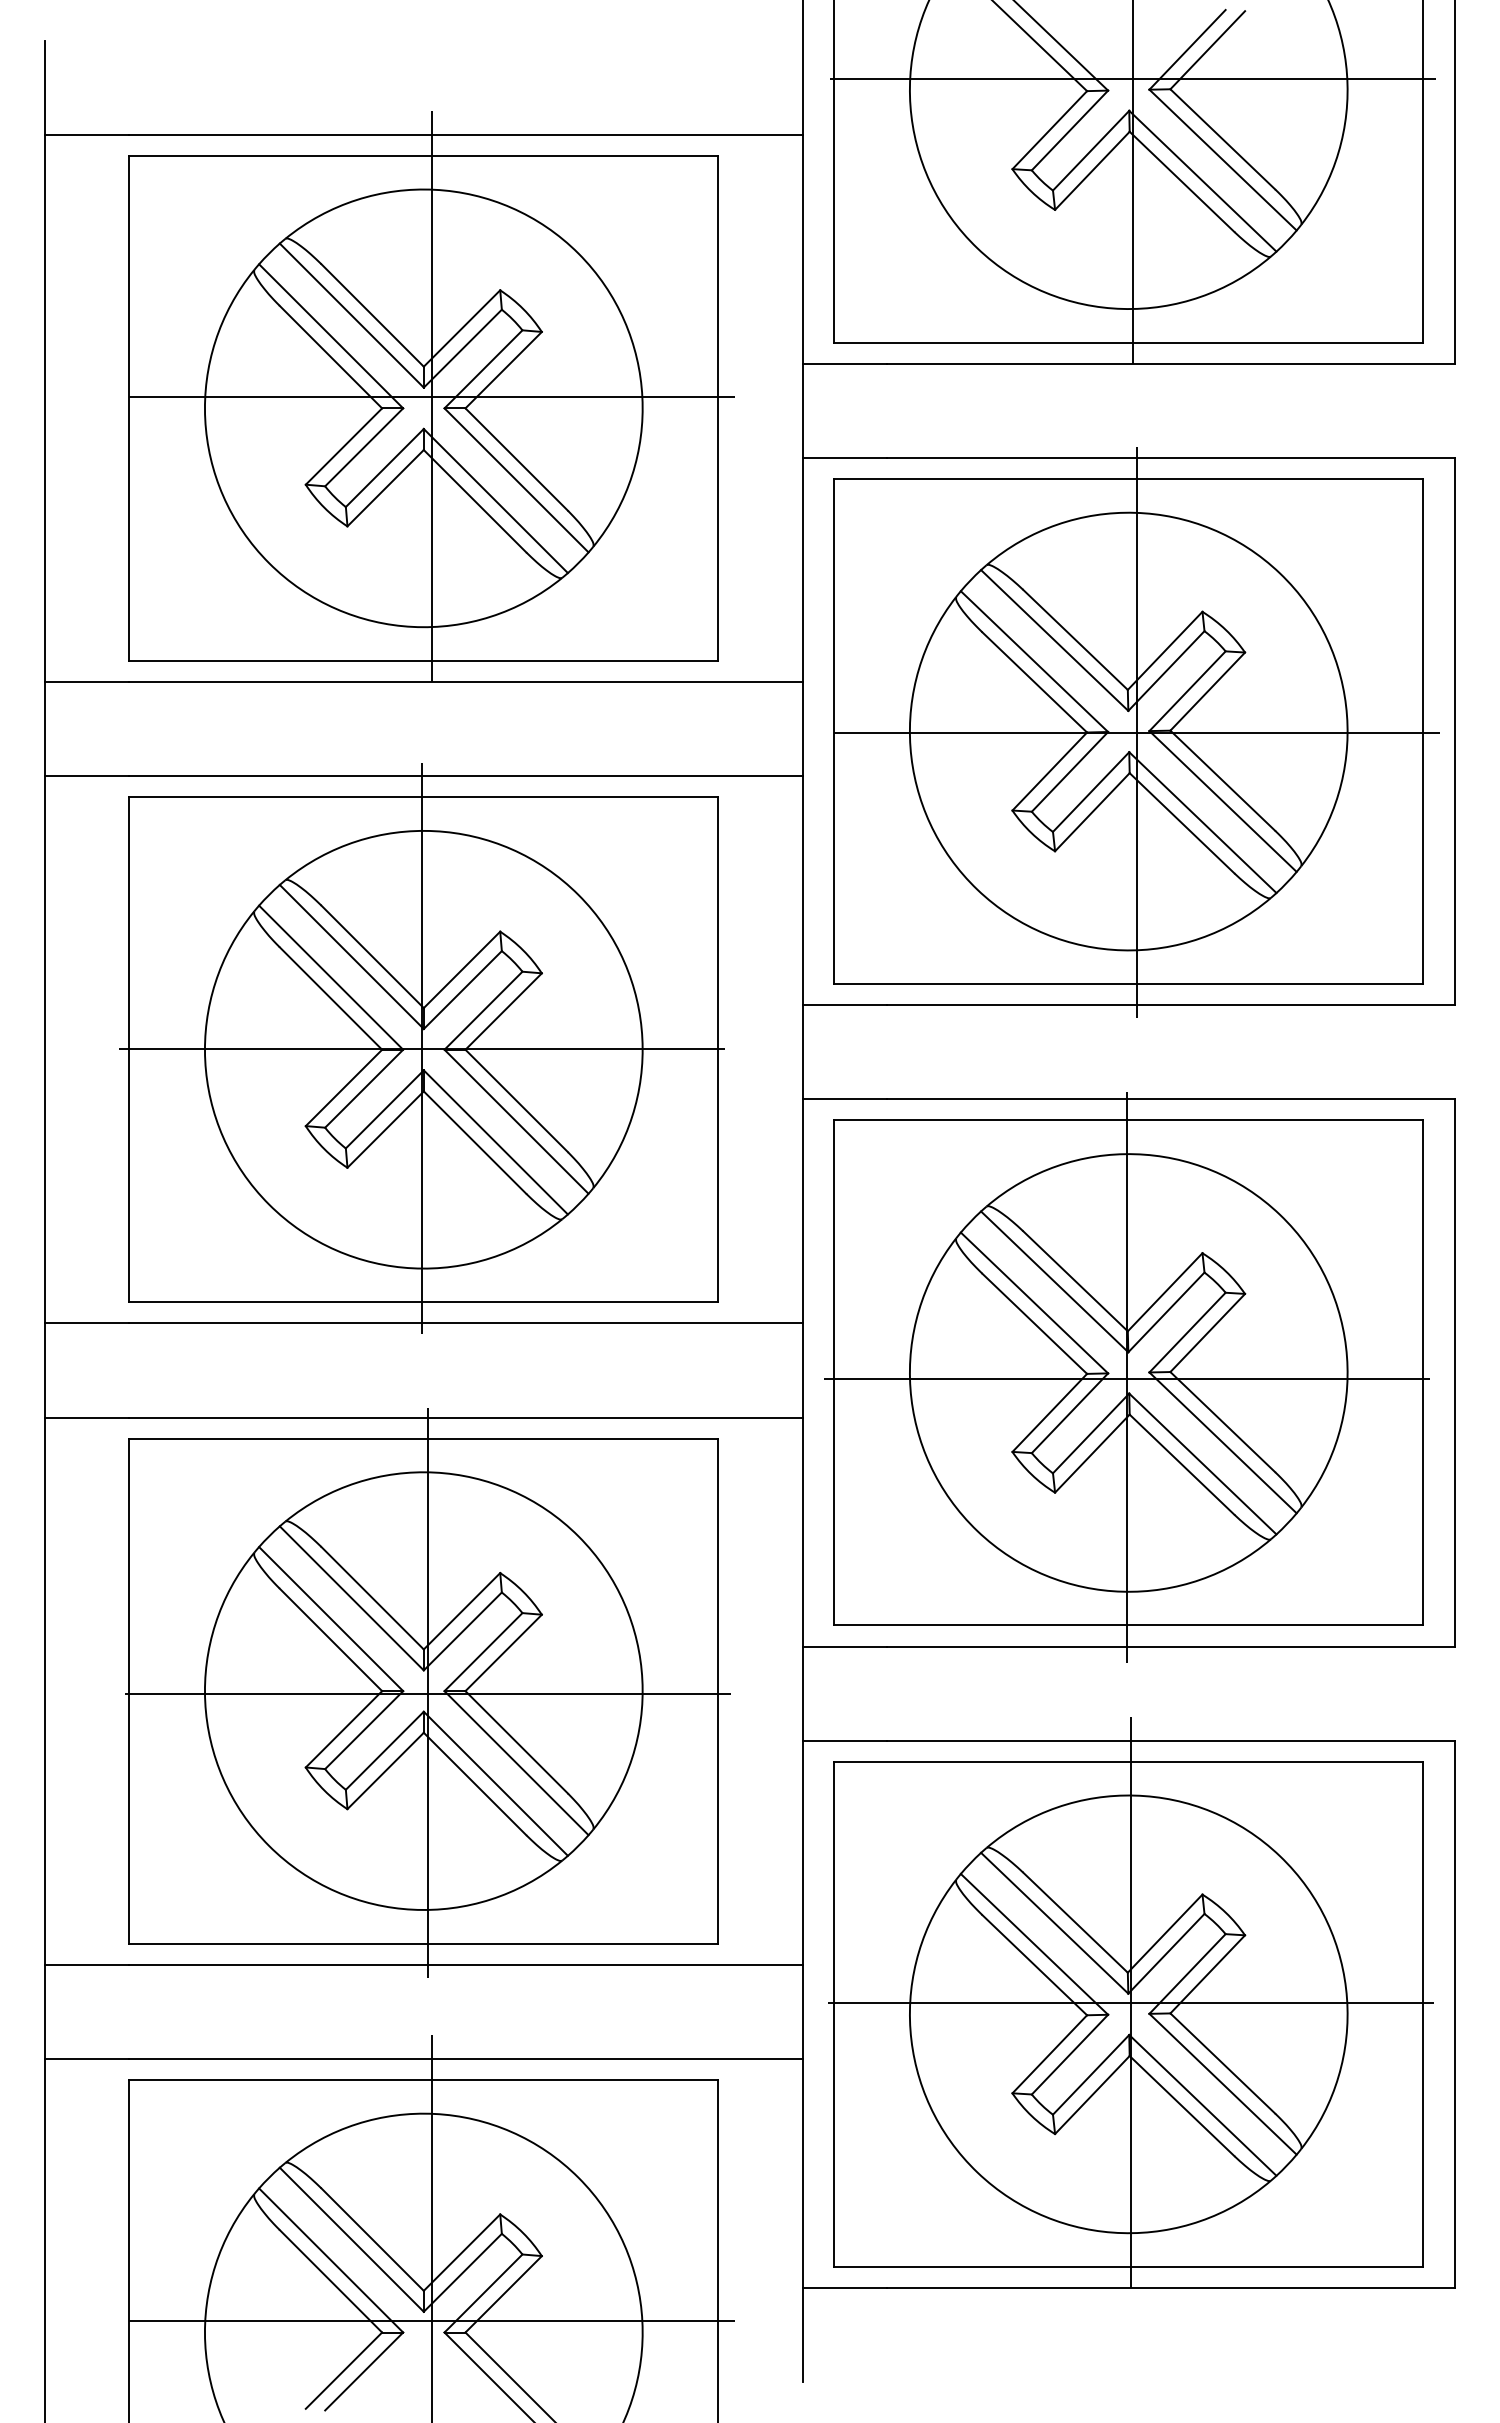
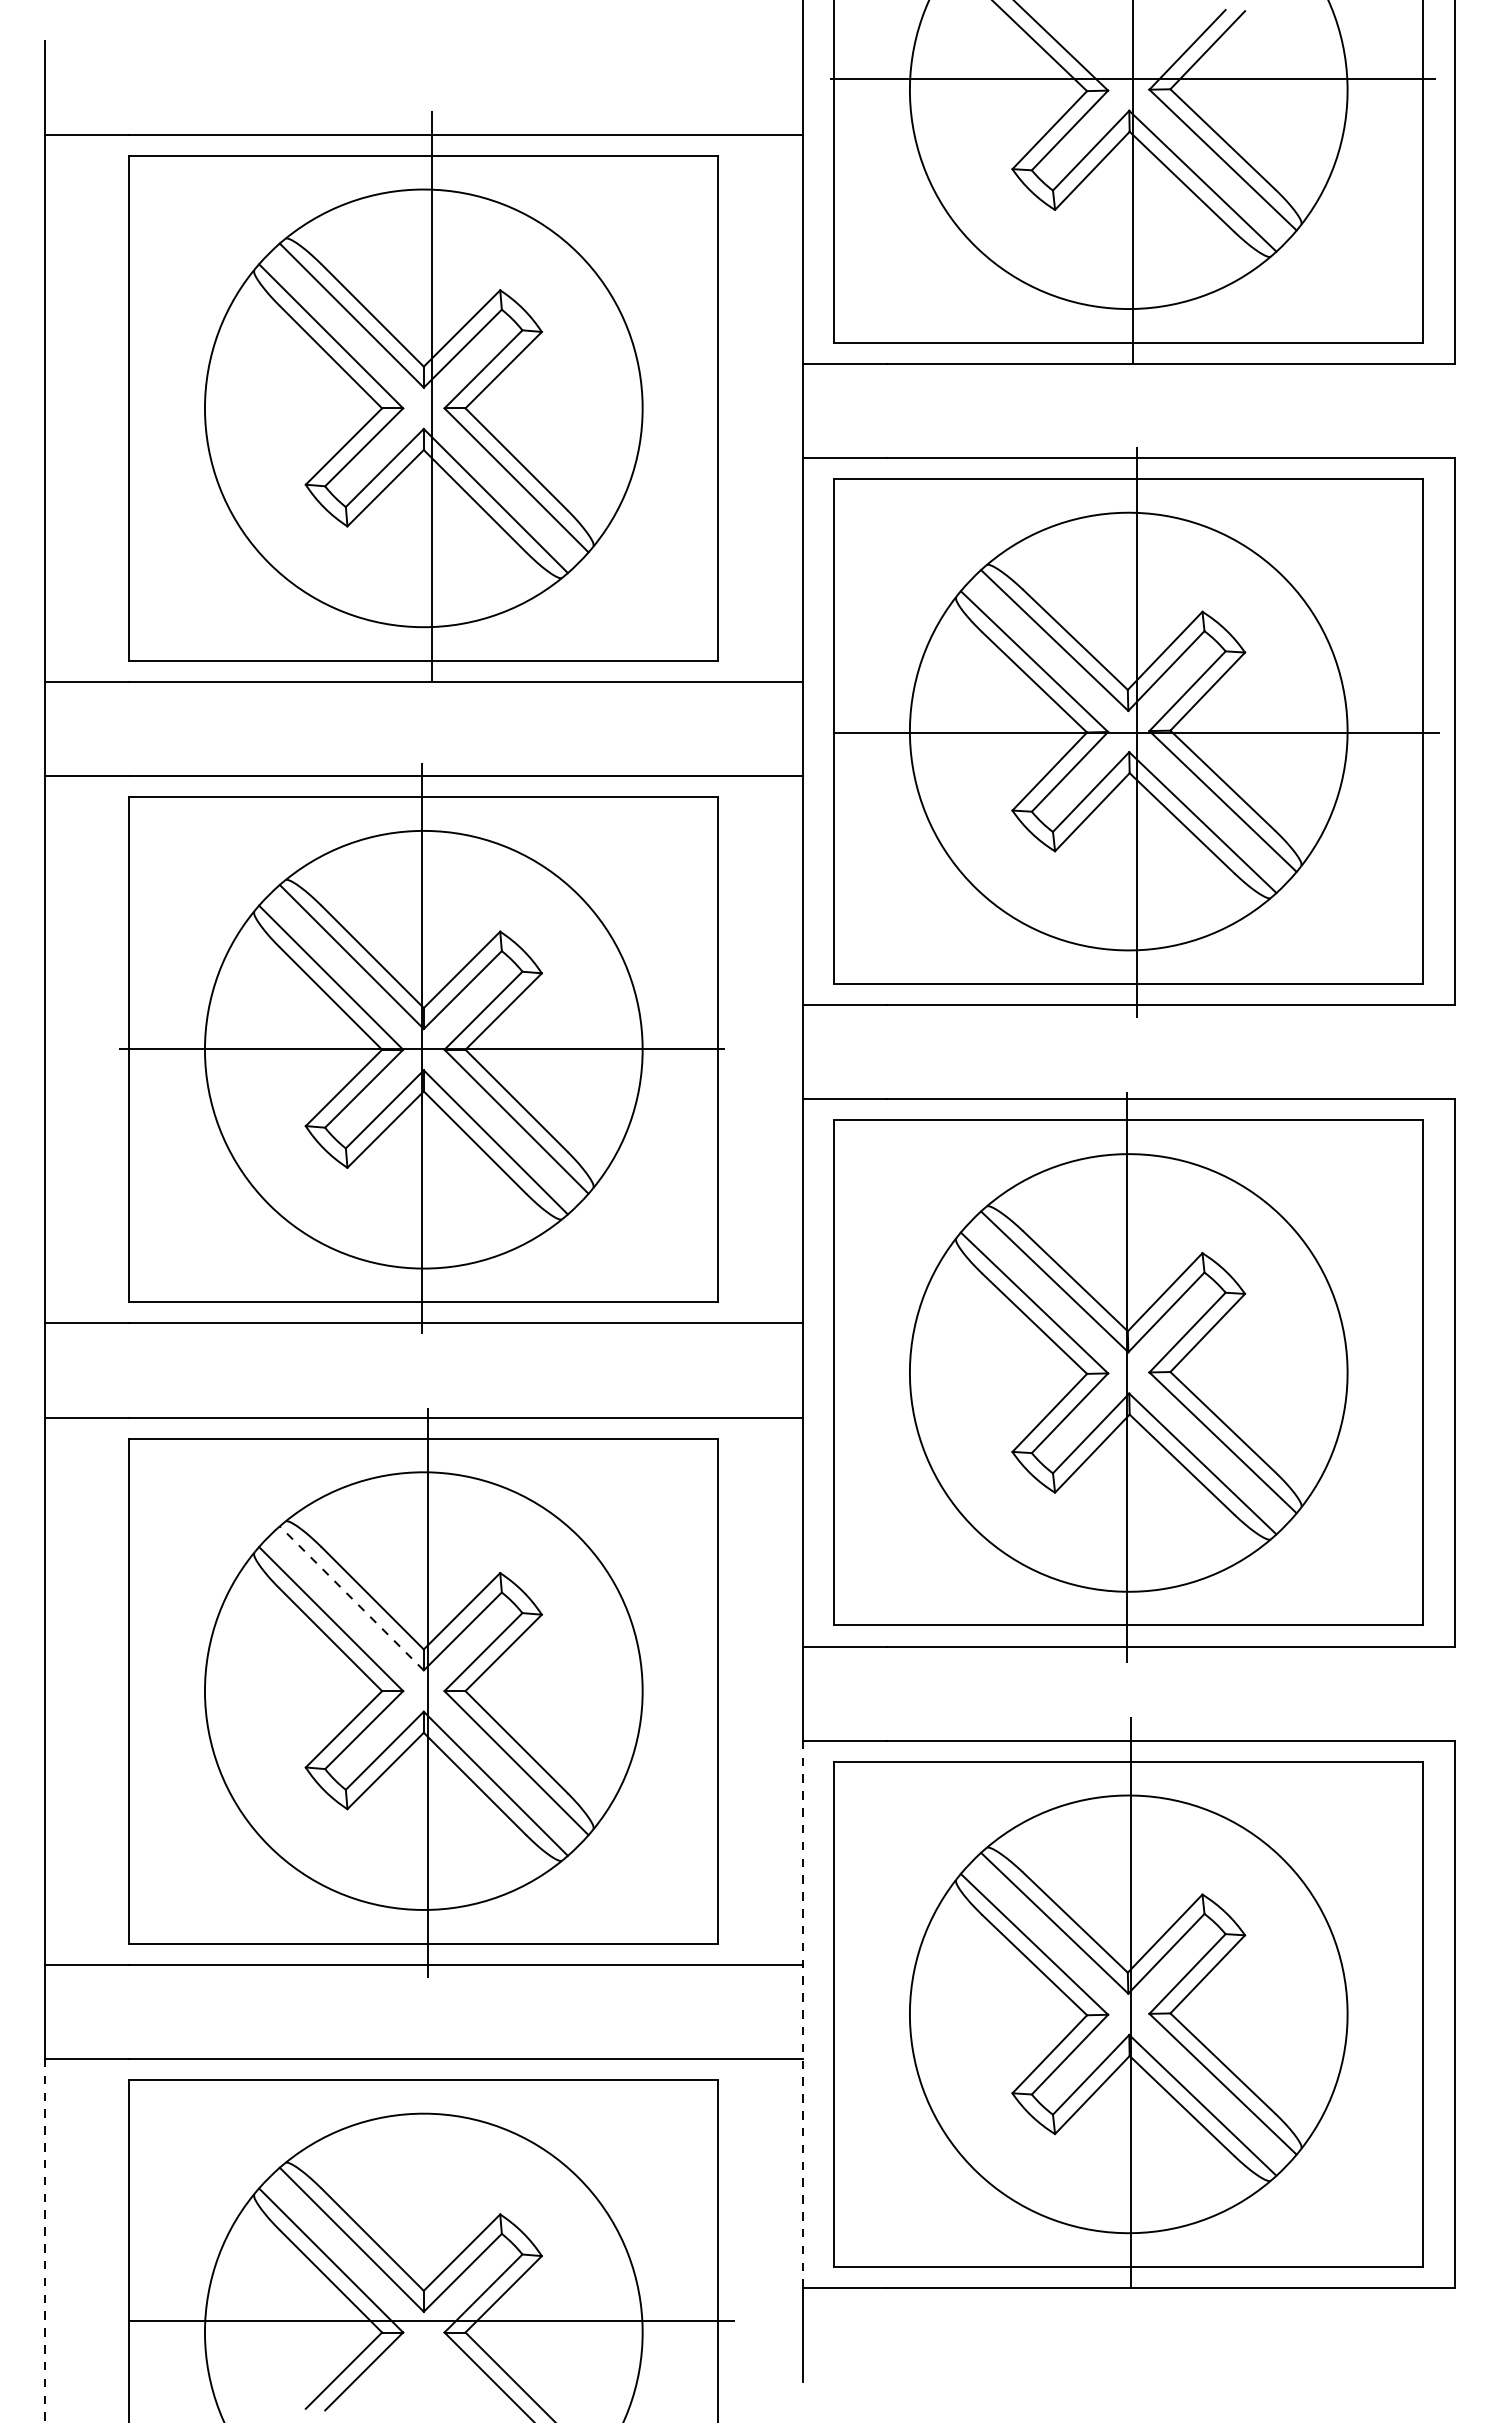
line: present -> none (432, 397)
line: present -> none (1126, 1378)
line: solid -> dashed (351, 1598)
line: present -> none (427, 1693)
line: present -> none (1130, 2003)
line: solid -> dashed (802, 2014)
line: present -> none (432, 2227)
line: solid -> dashed (45, 2240)
